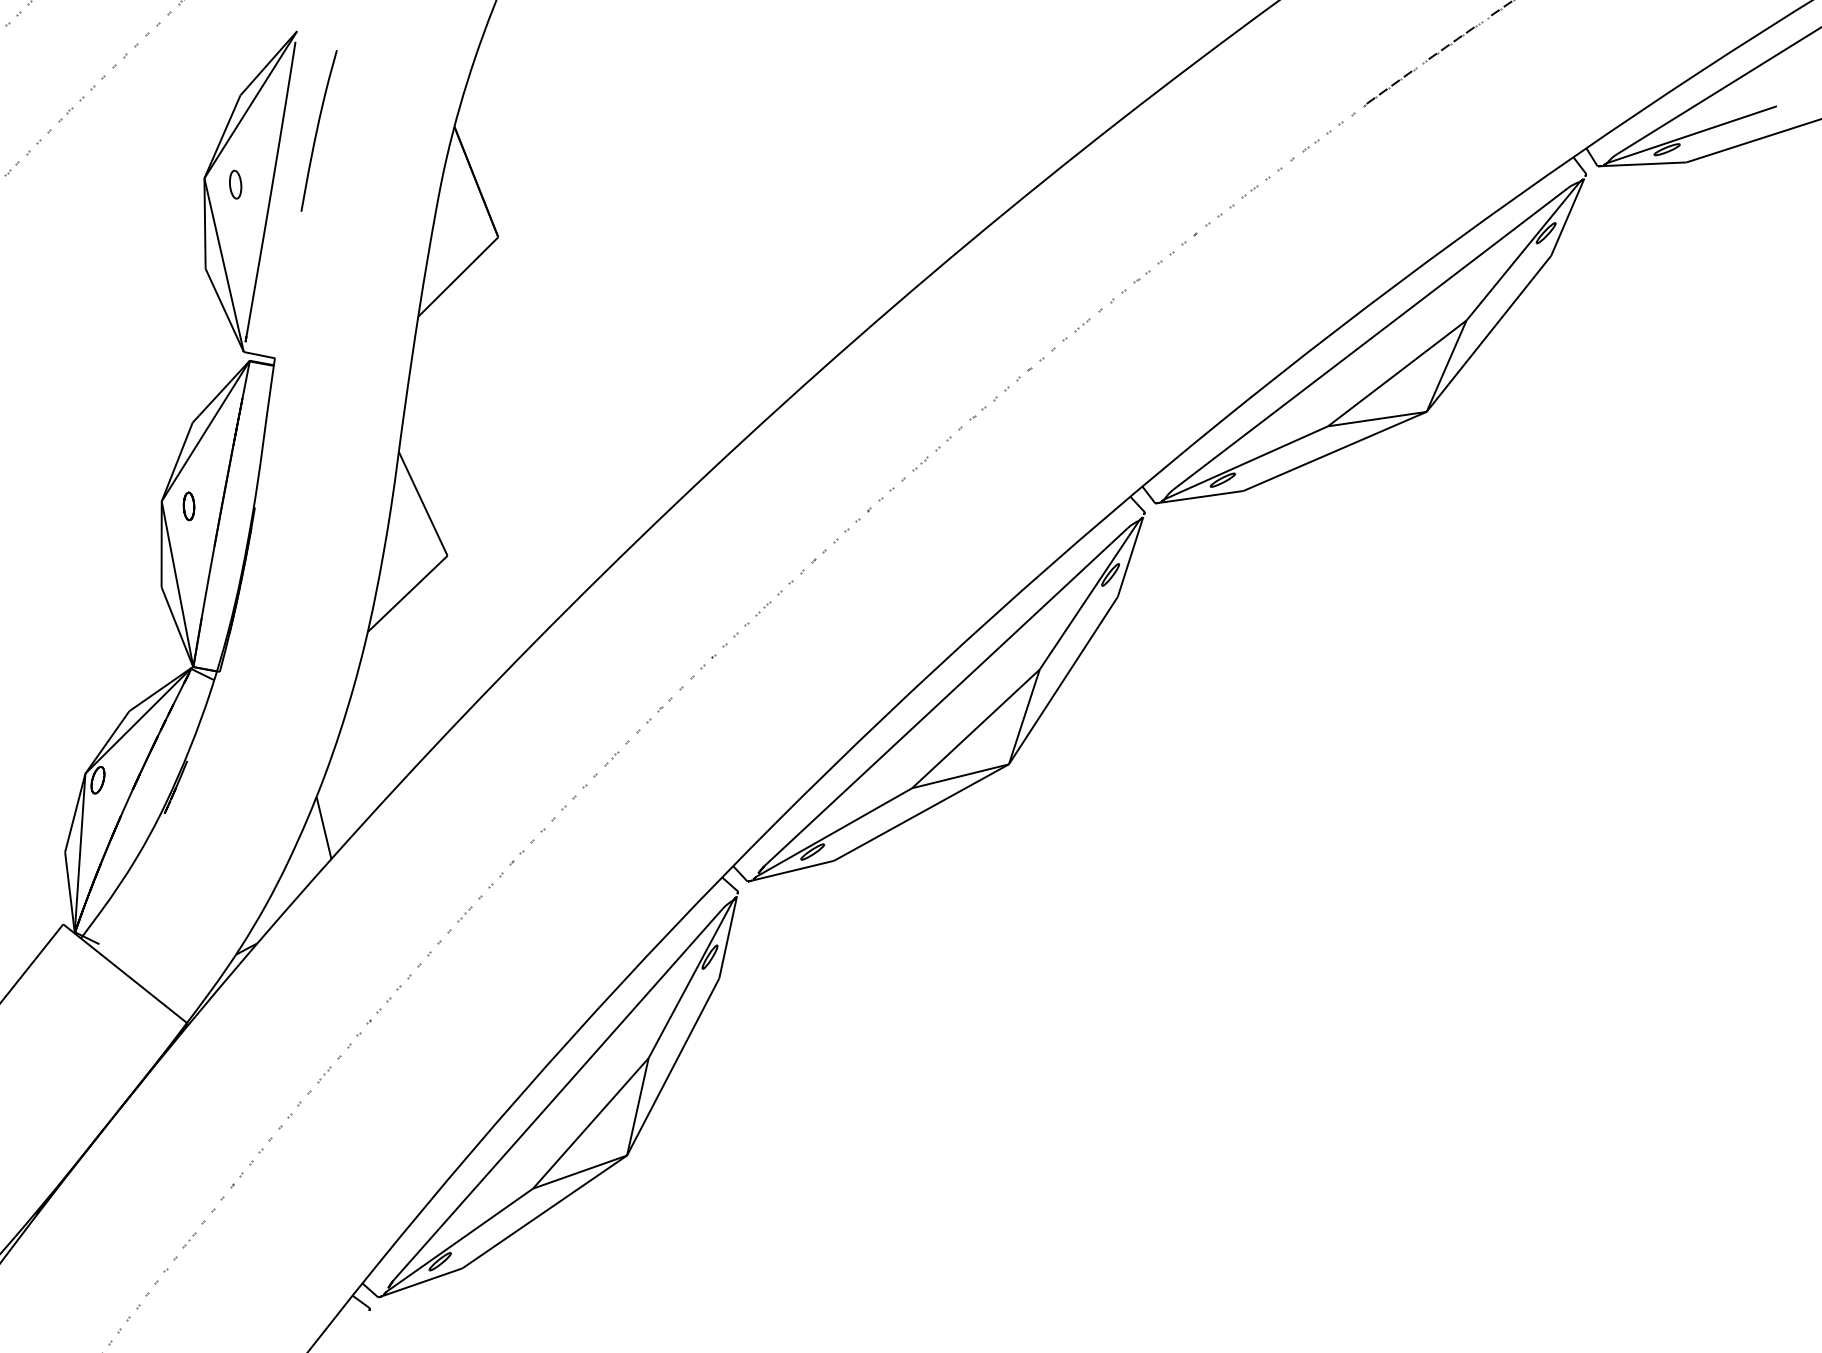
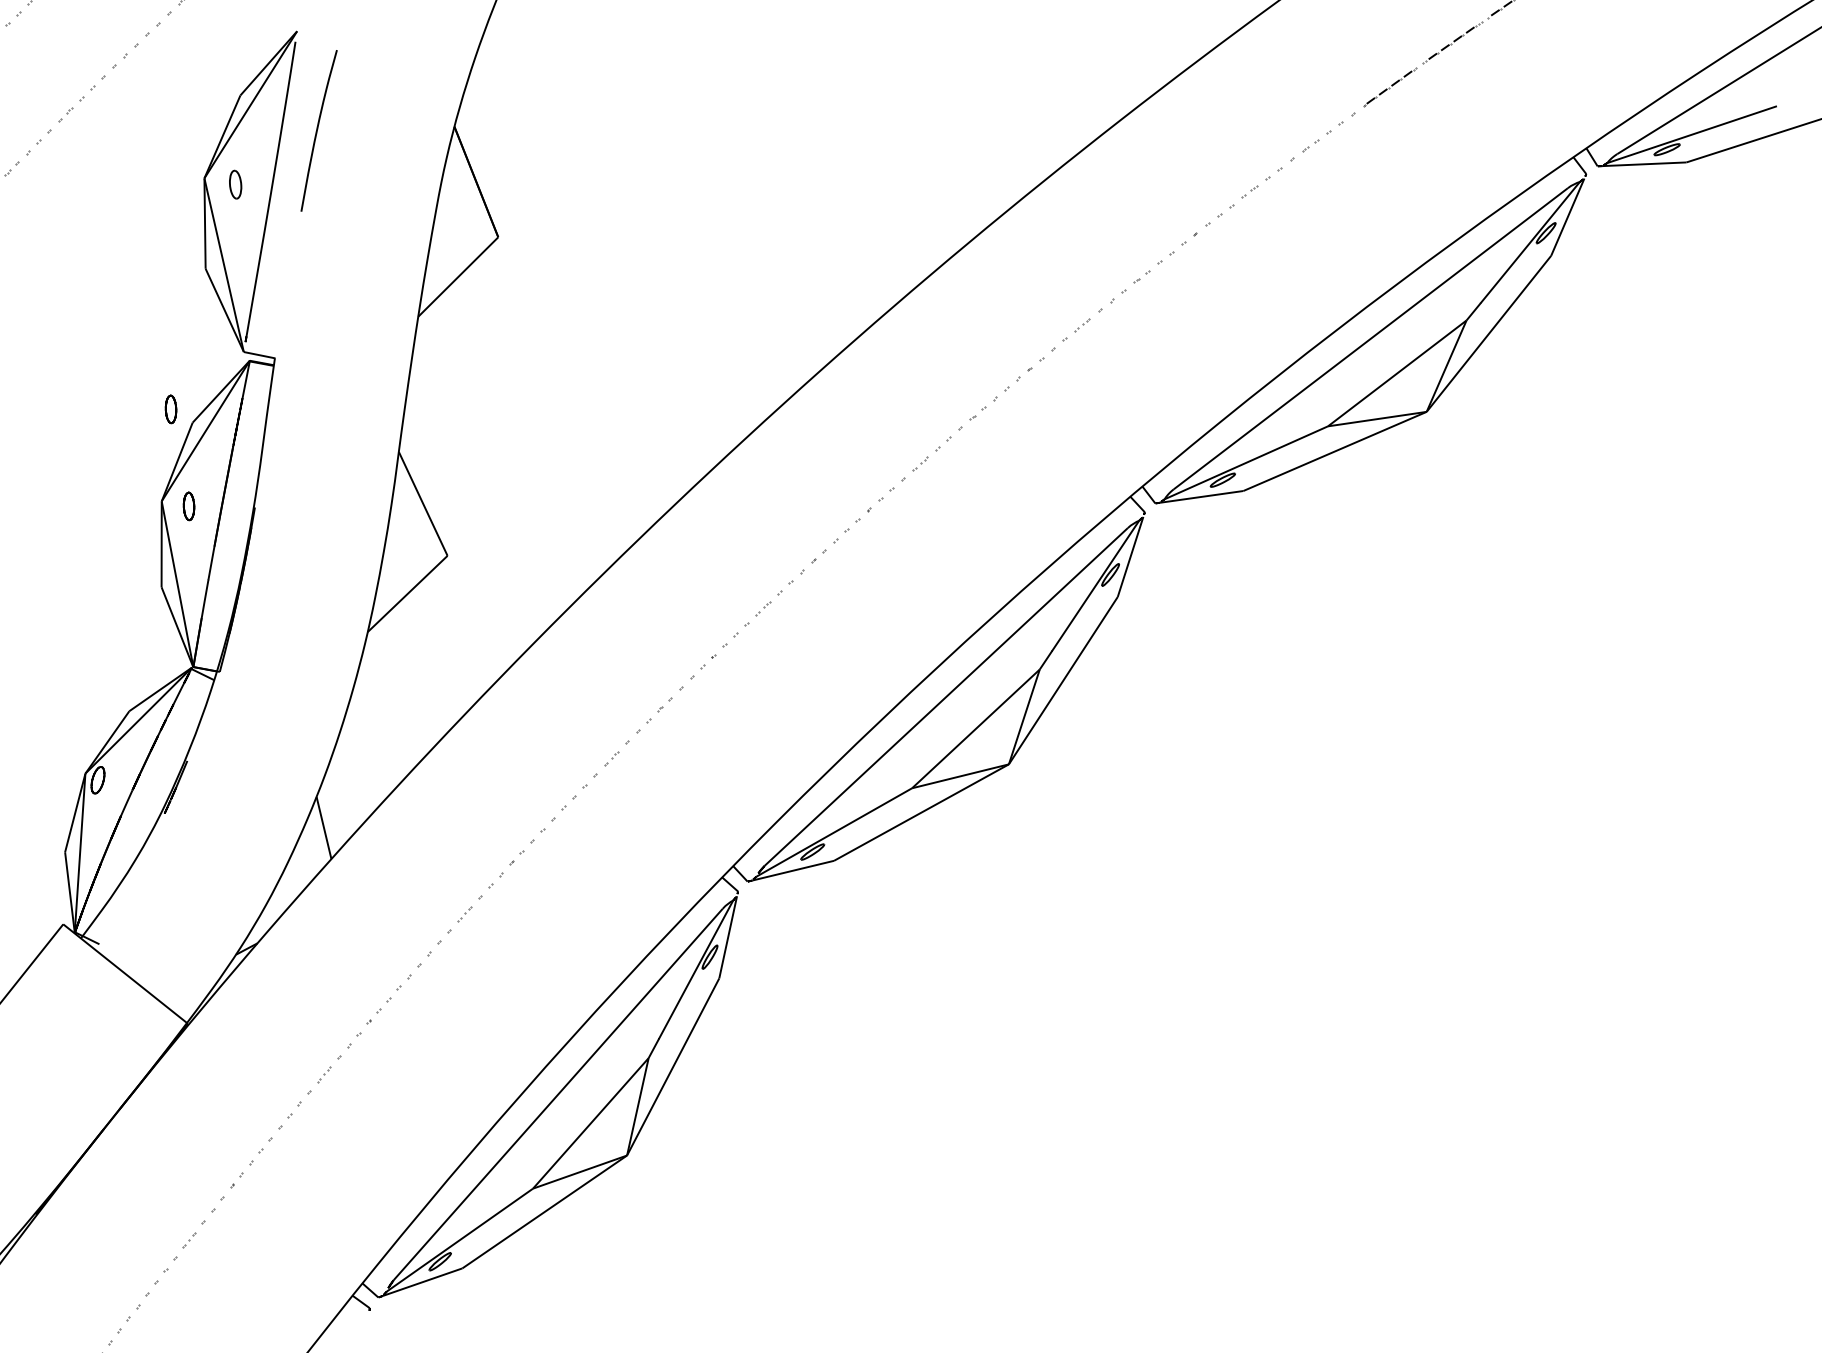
part: none -> present (170, 409)
